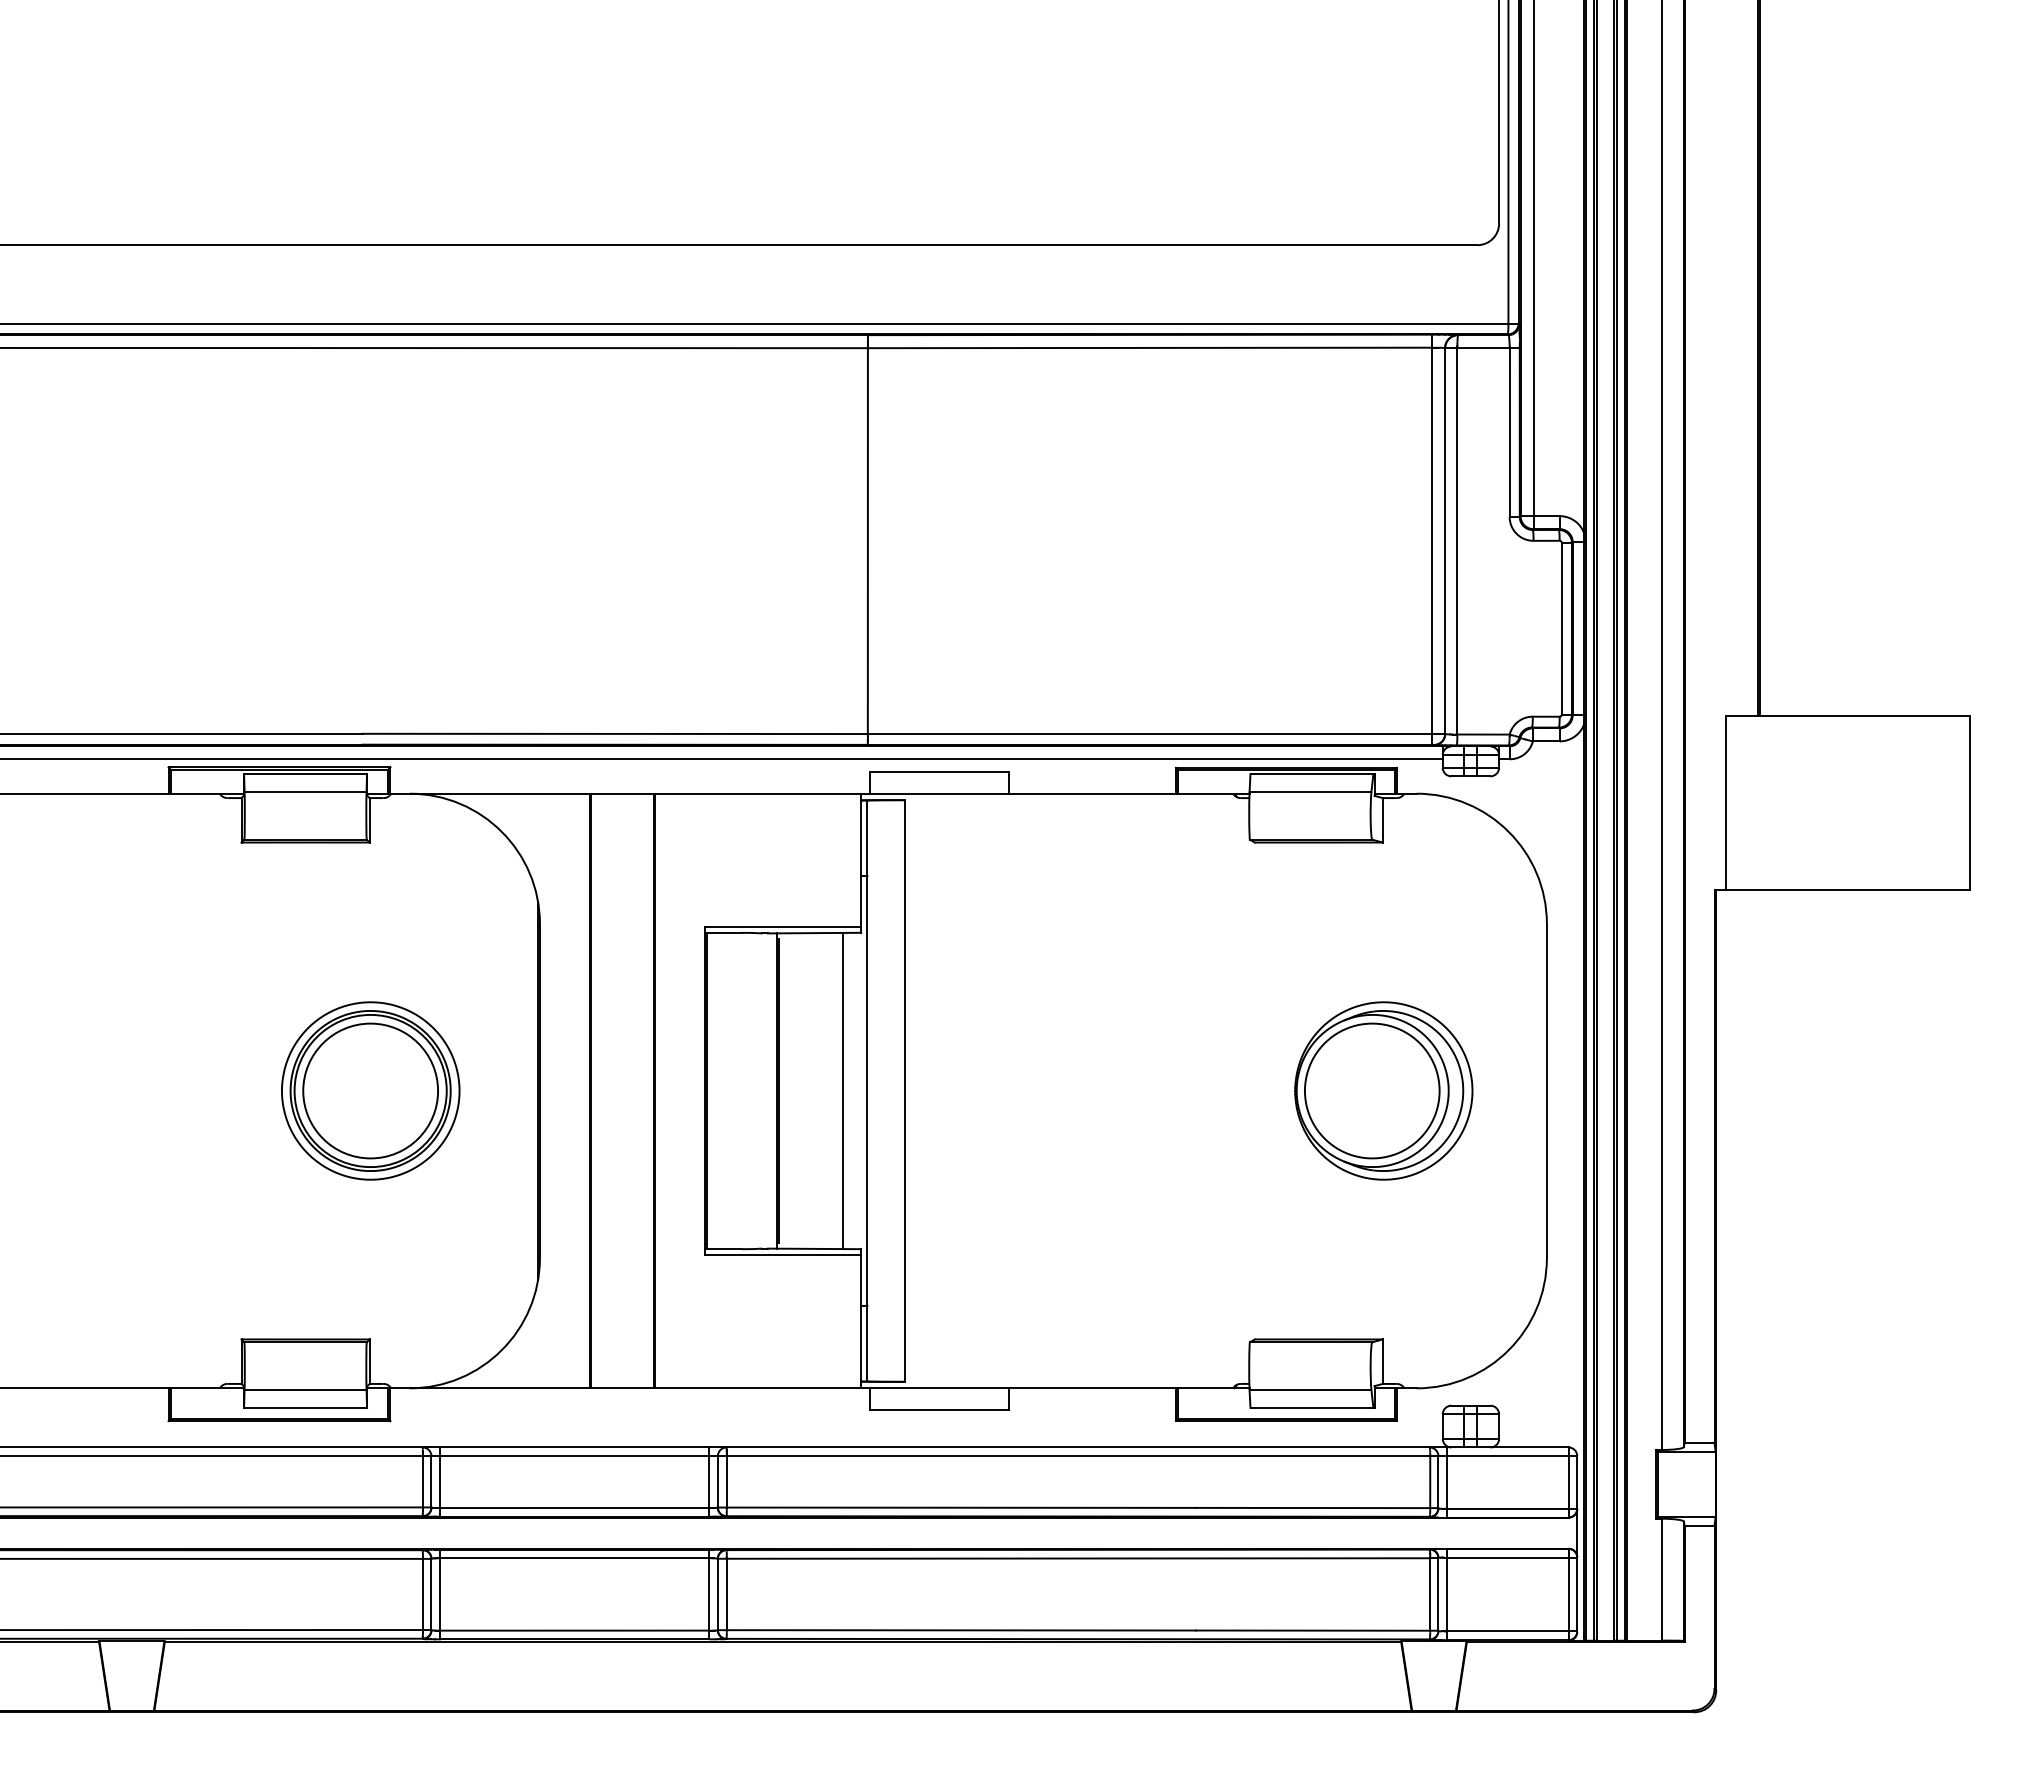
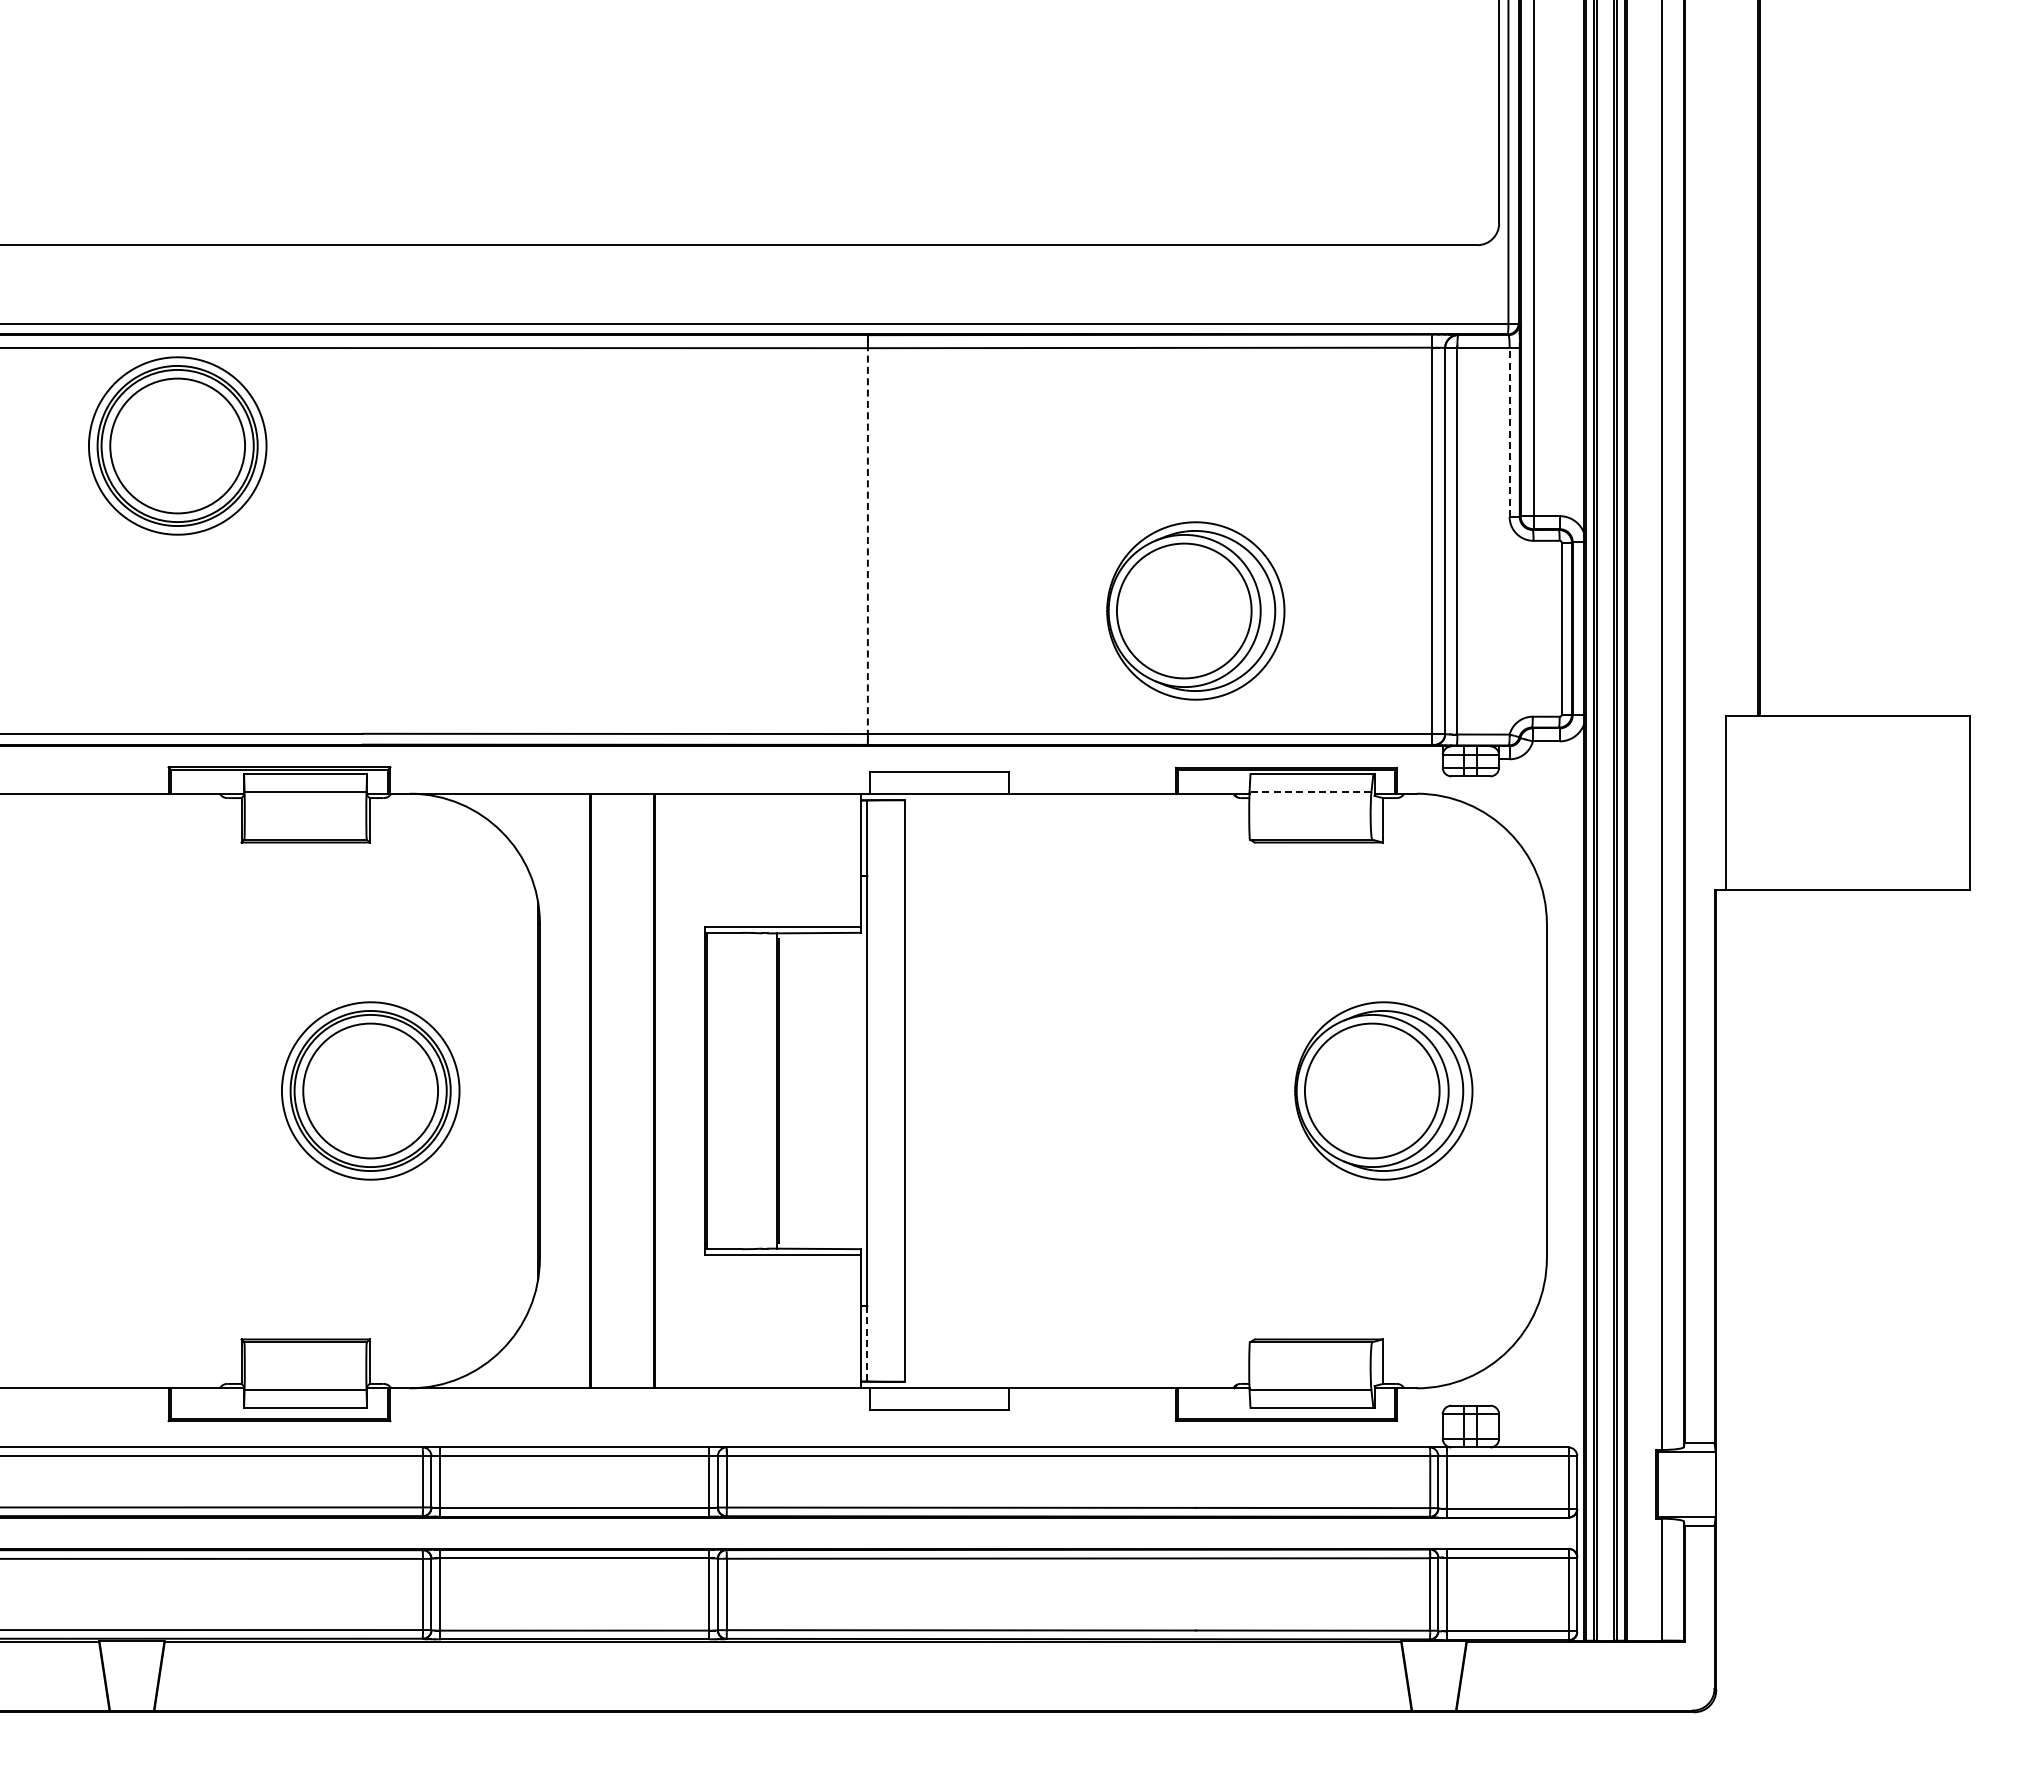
line: solid -> dashed (1509, 432)
part: none -> present (177, 445)
line: solid -> dashed (867, 540)
part: none -> present (1195, 610)
line: present -> none (722, 759)
line: solid -> dashed (1310, 791)
line: present -> none (843, 1090)
line: solid -> dashed (867, 1343)
